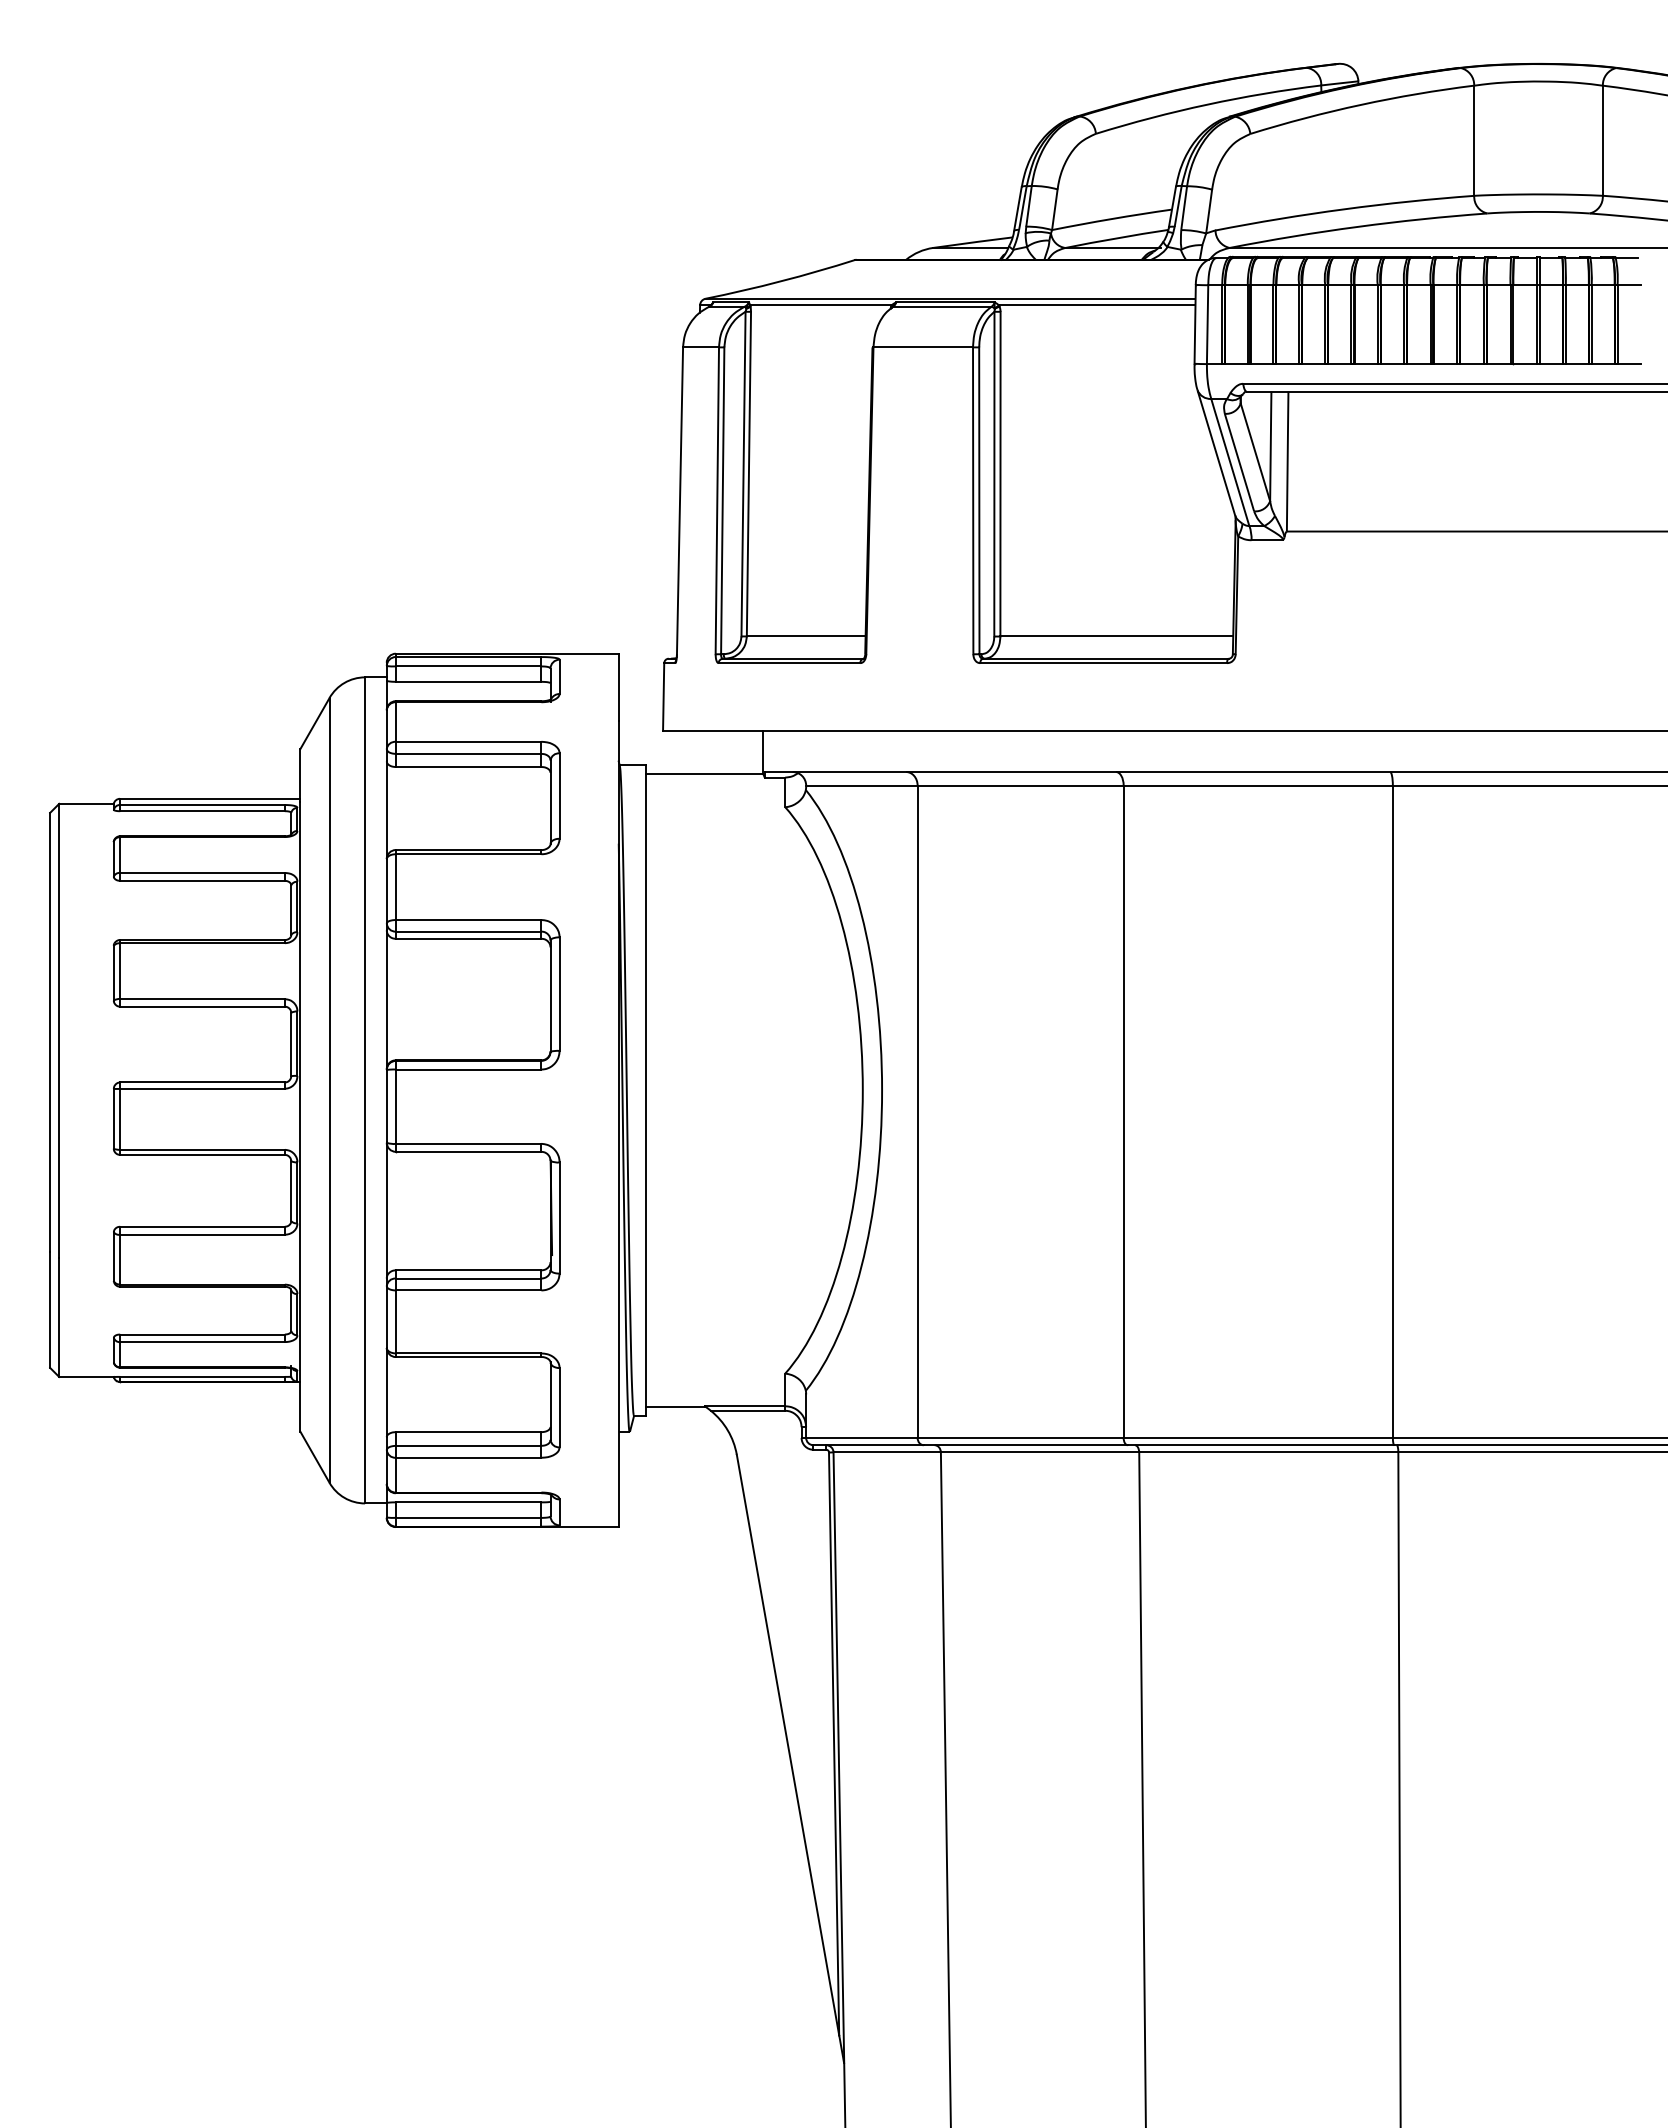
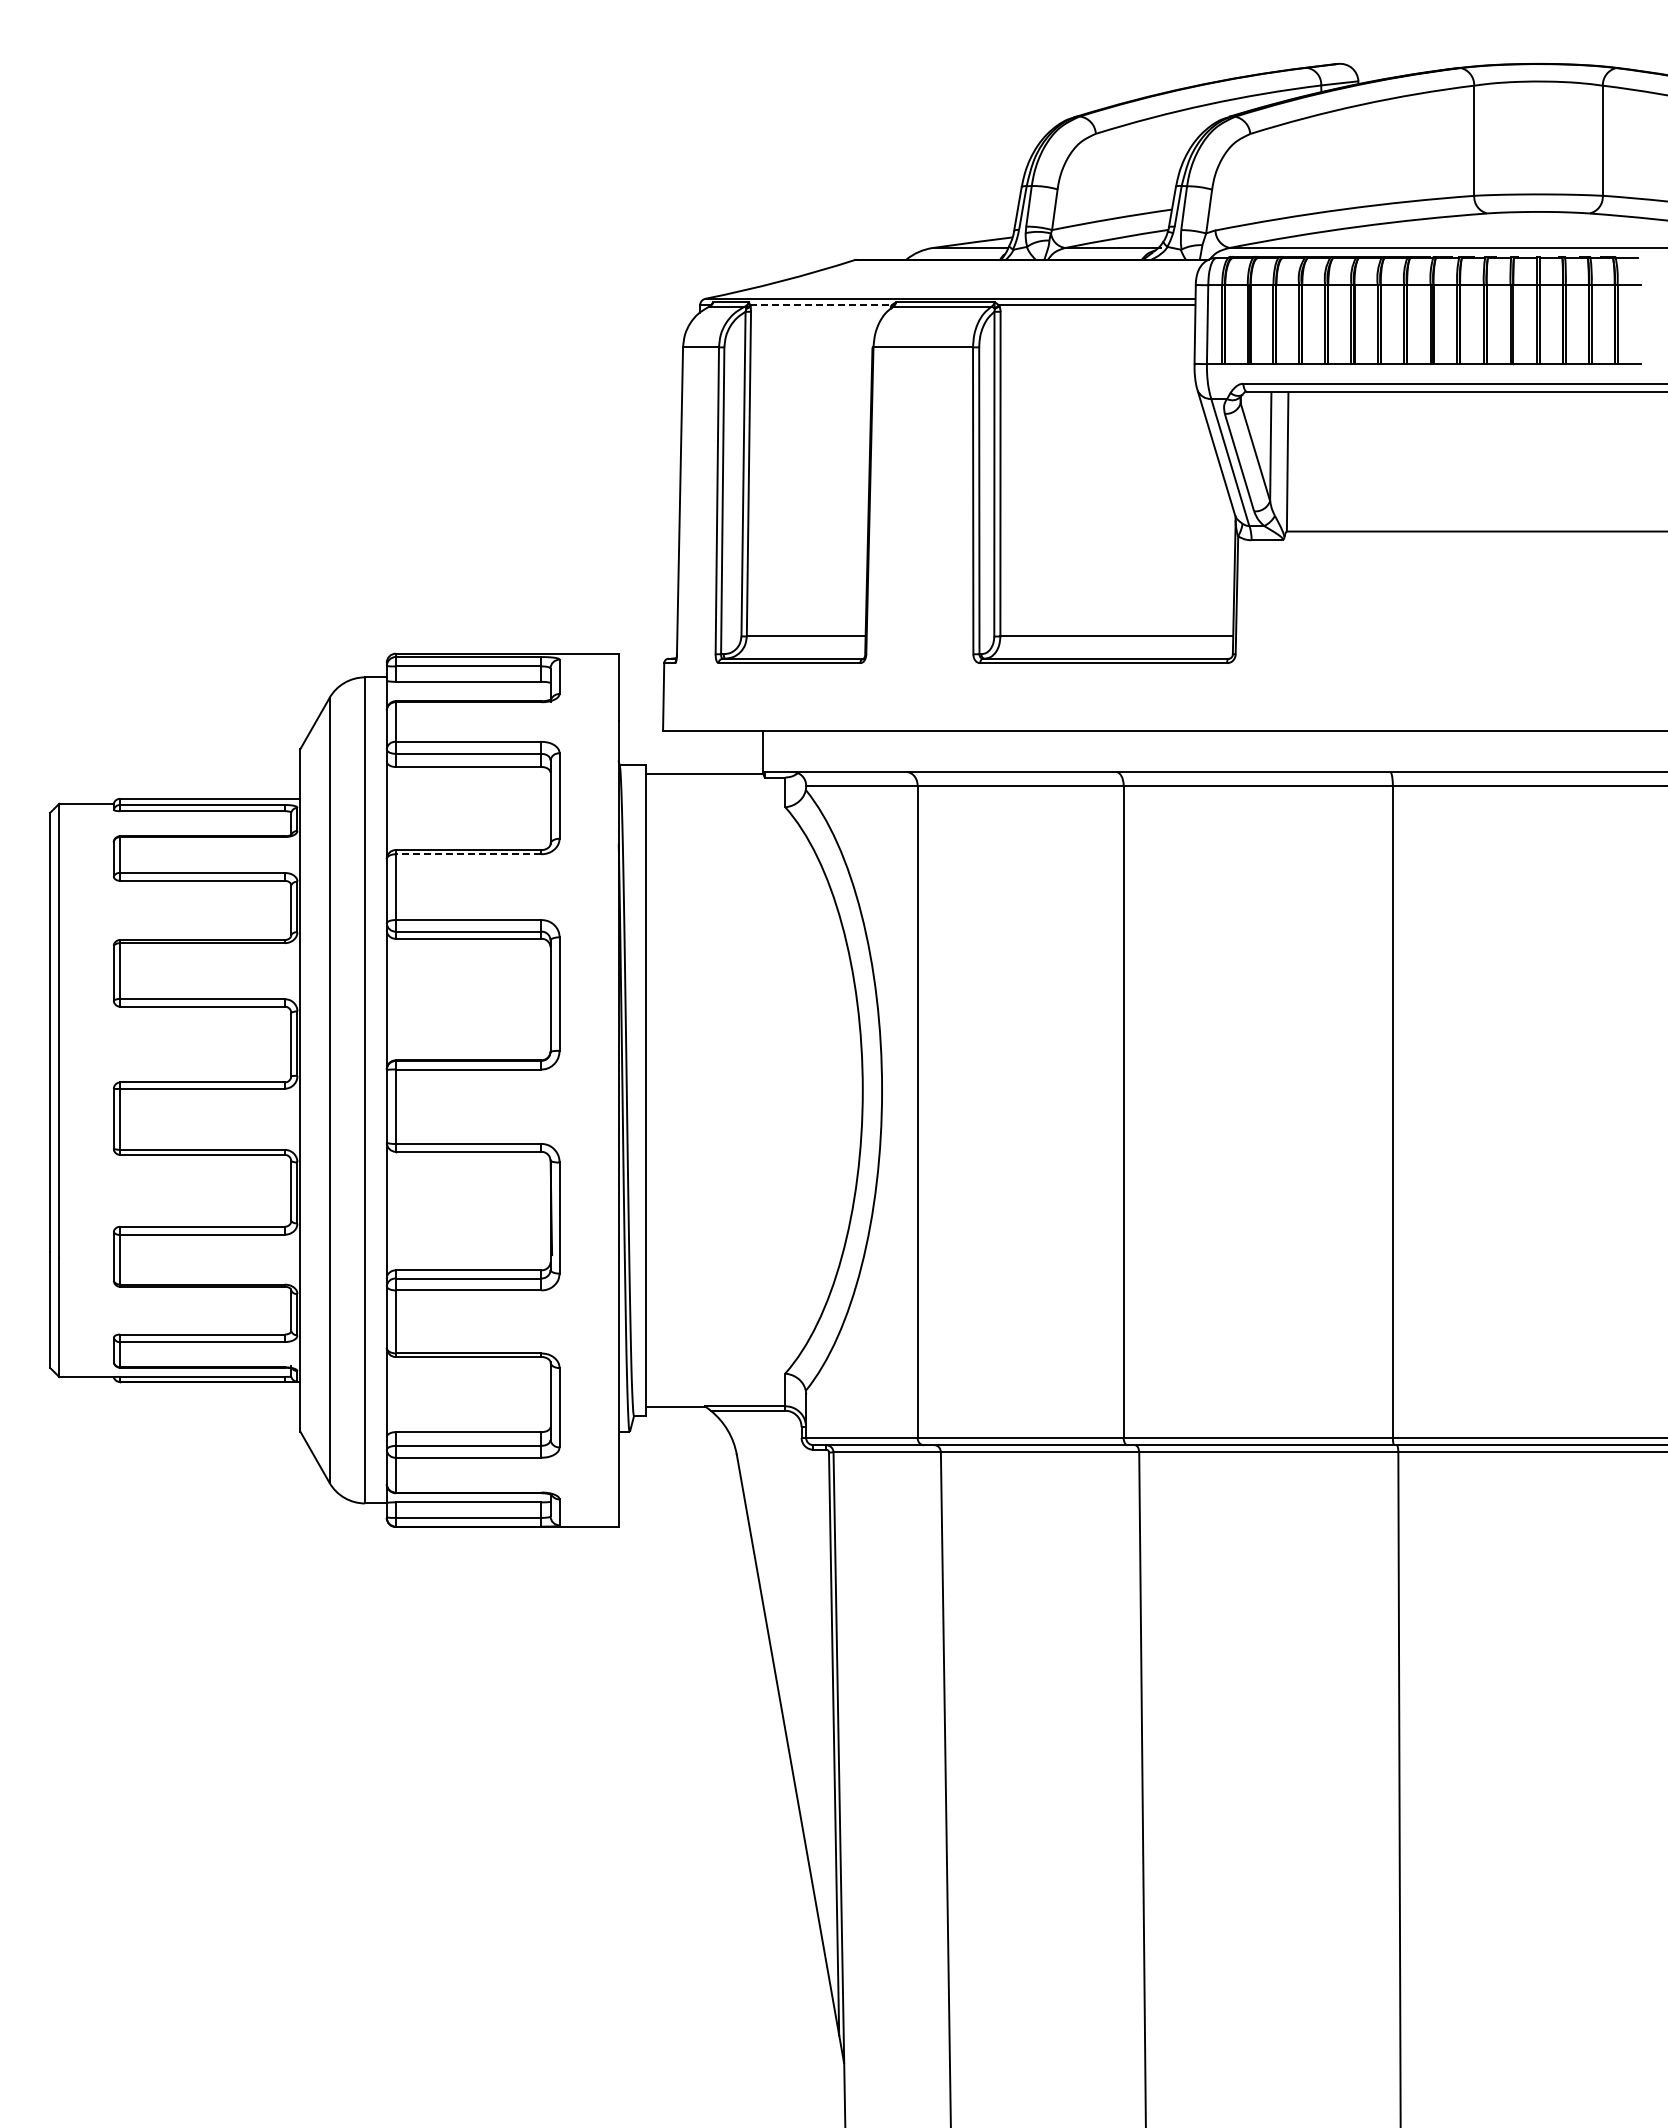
line: solid -> dashed (821, 305)
line: solid -> dashed (468, 854)
